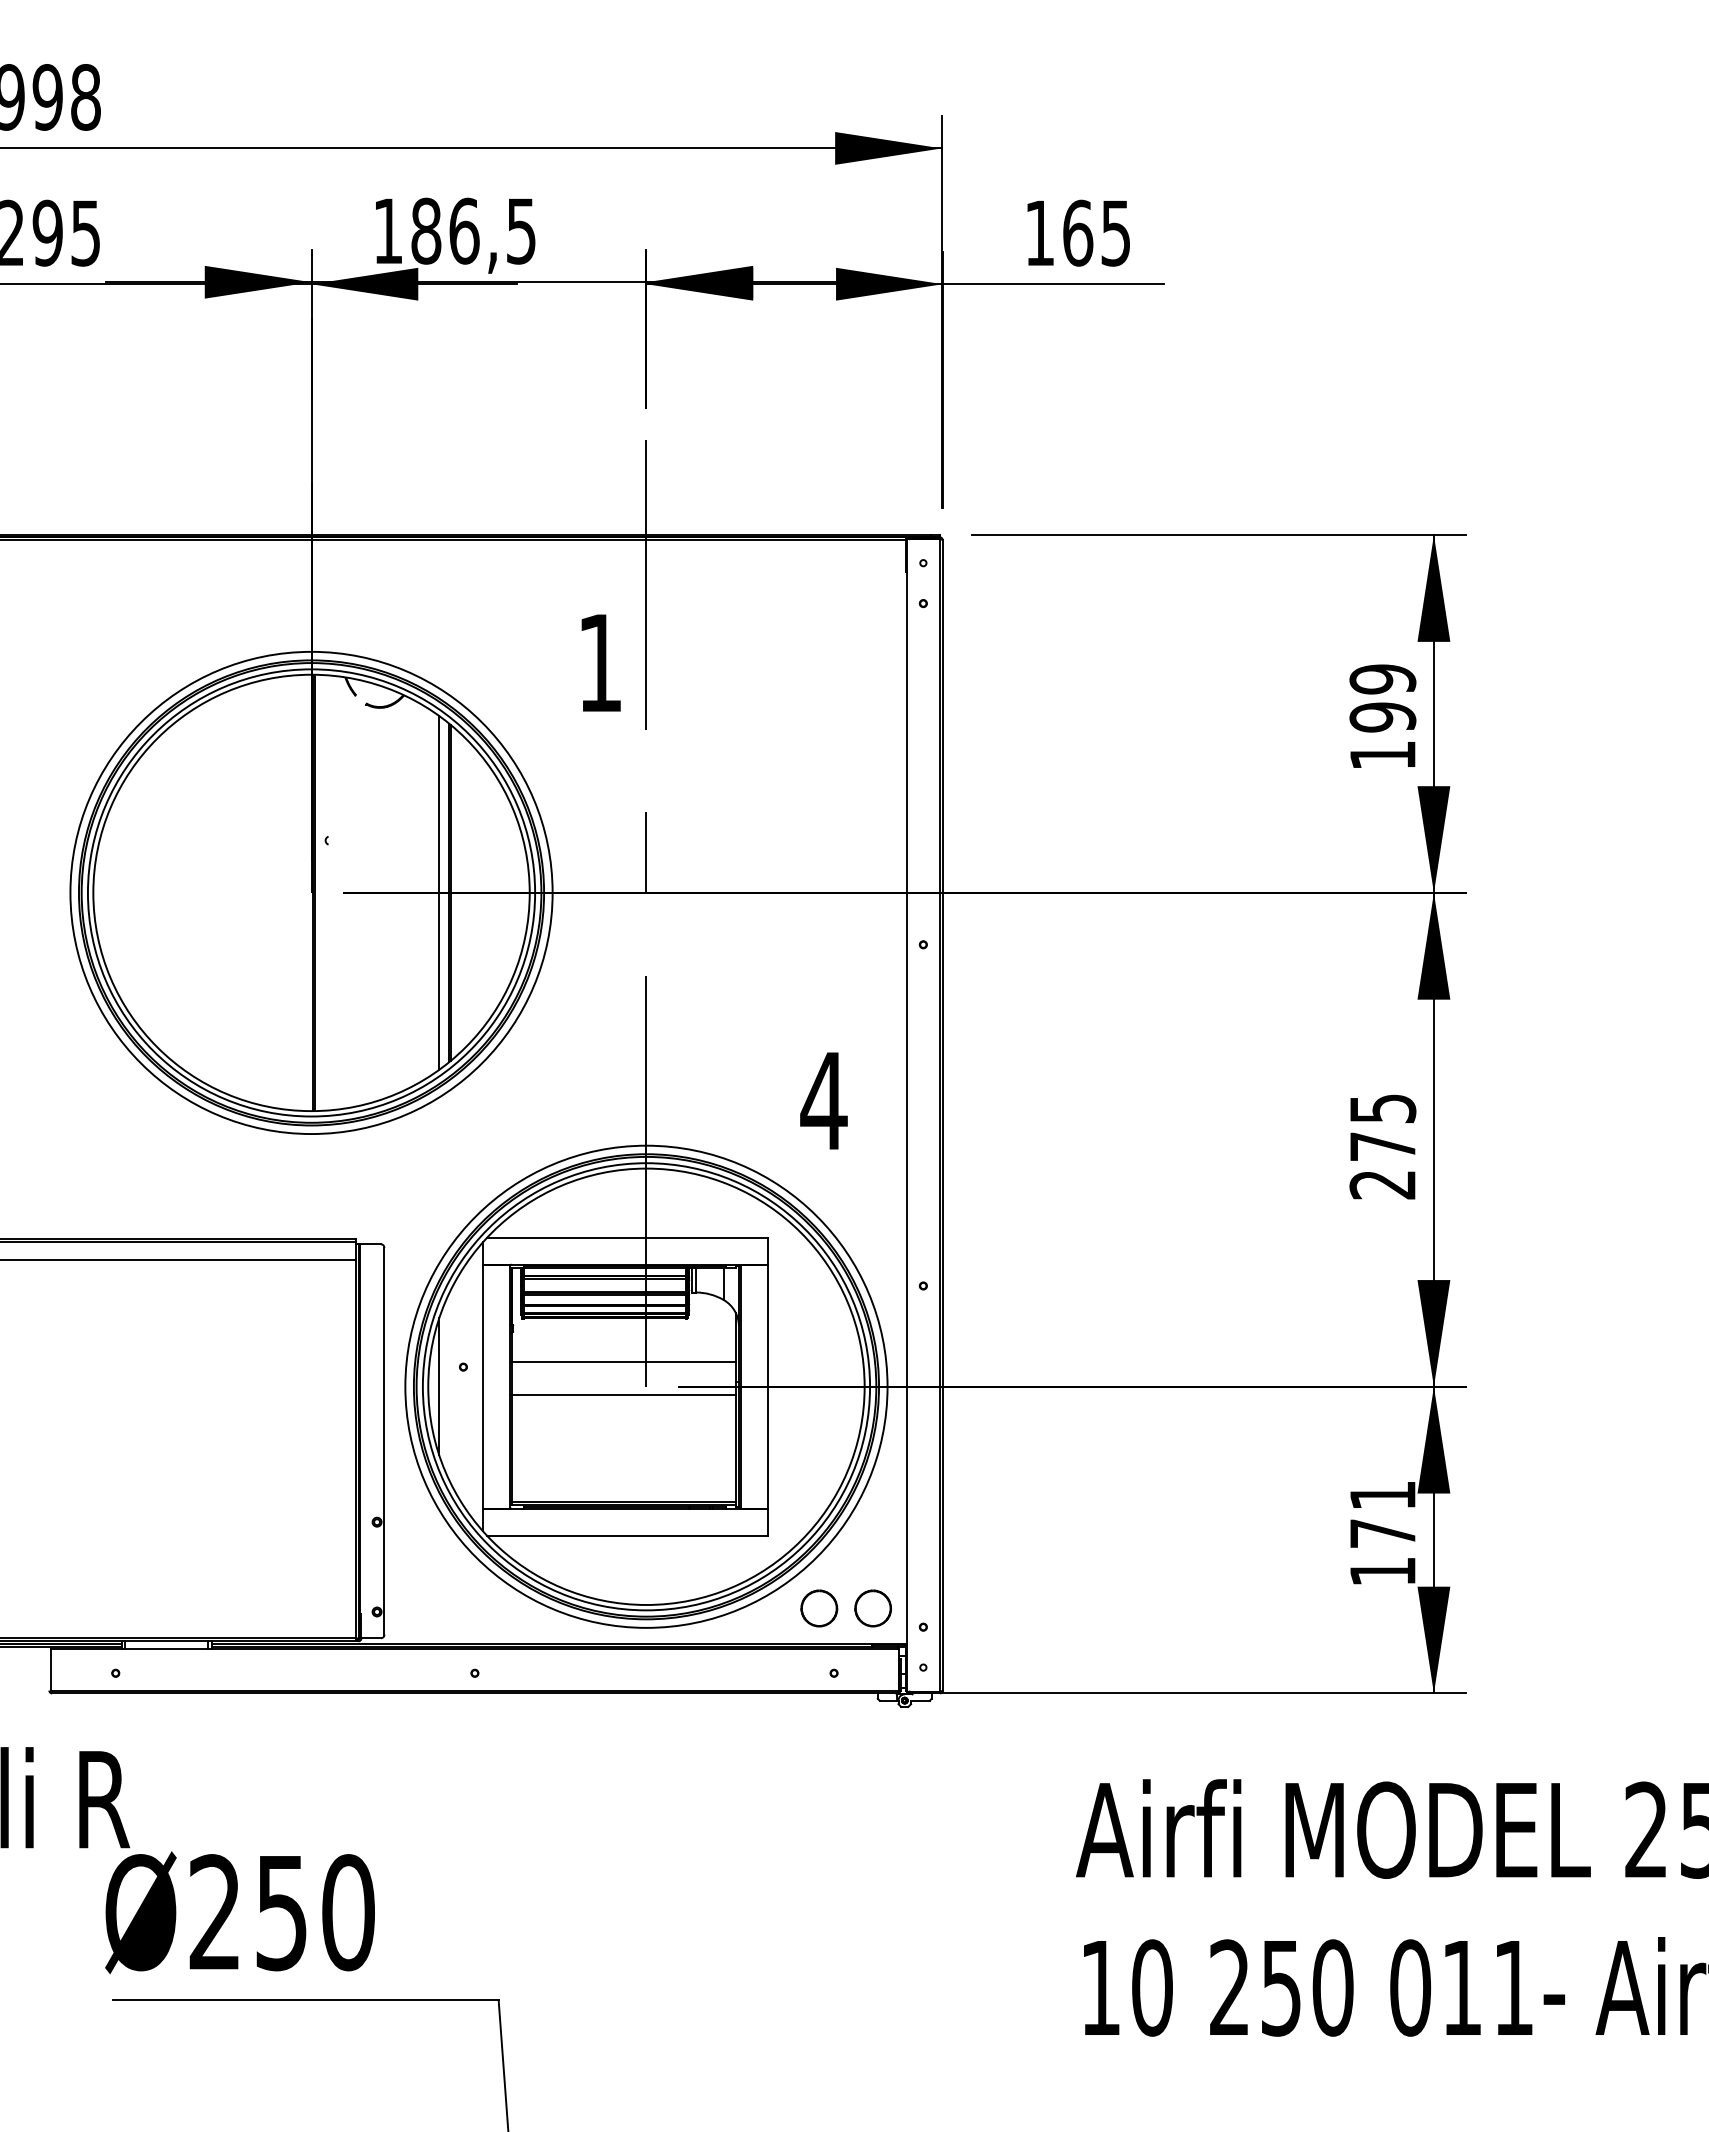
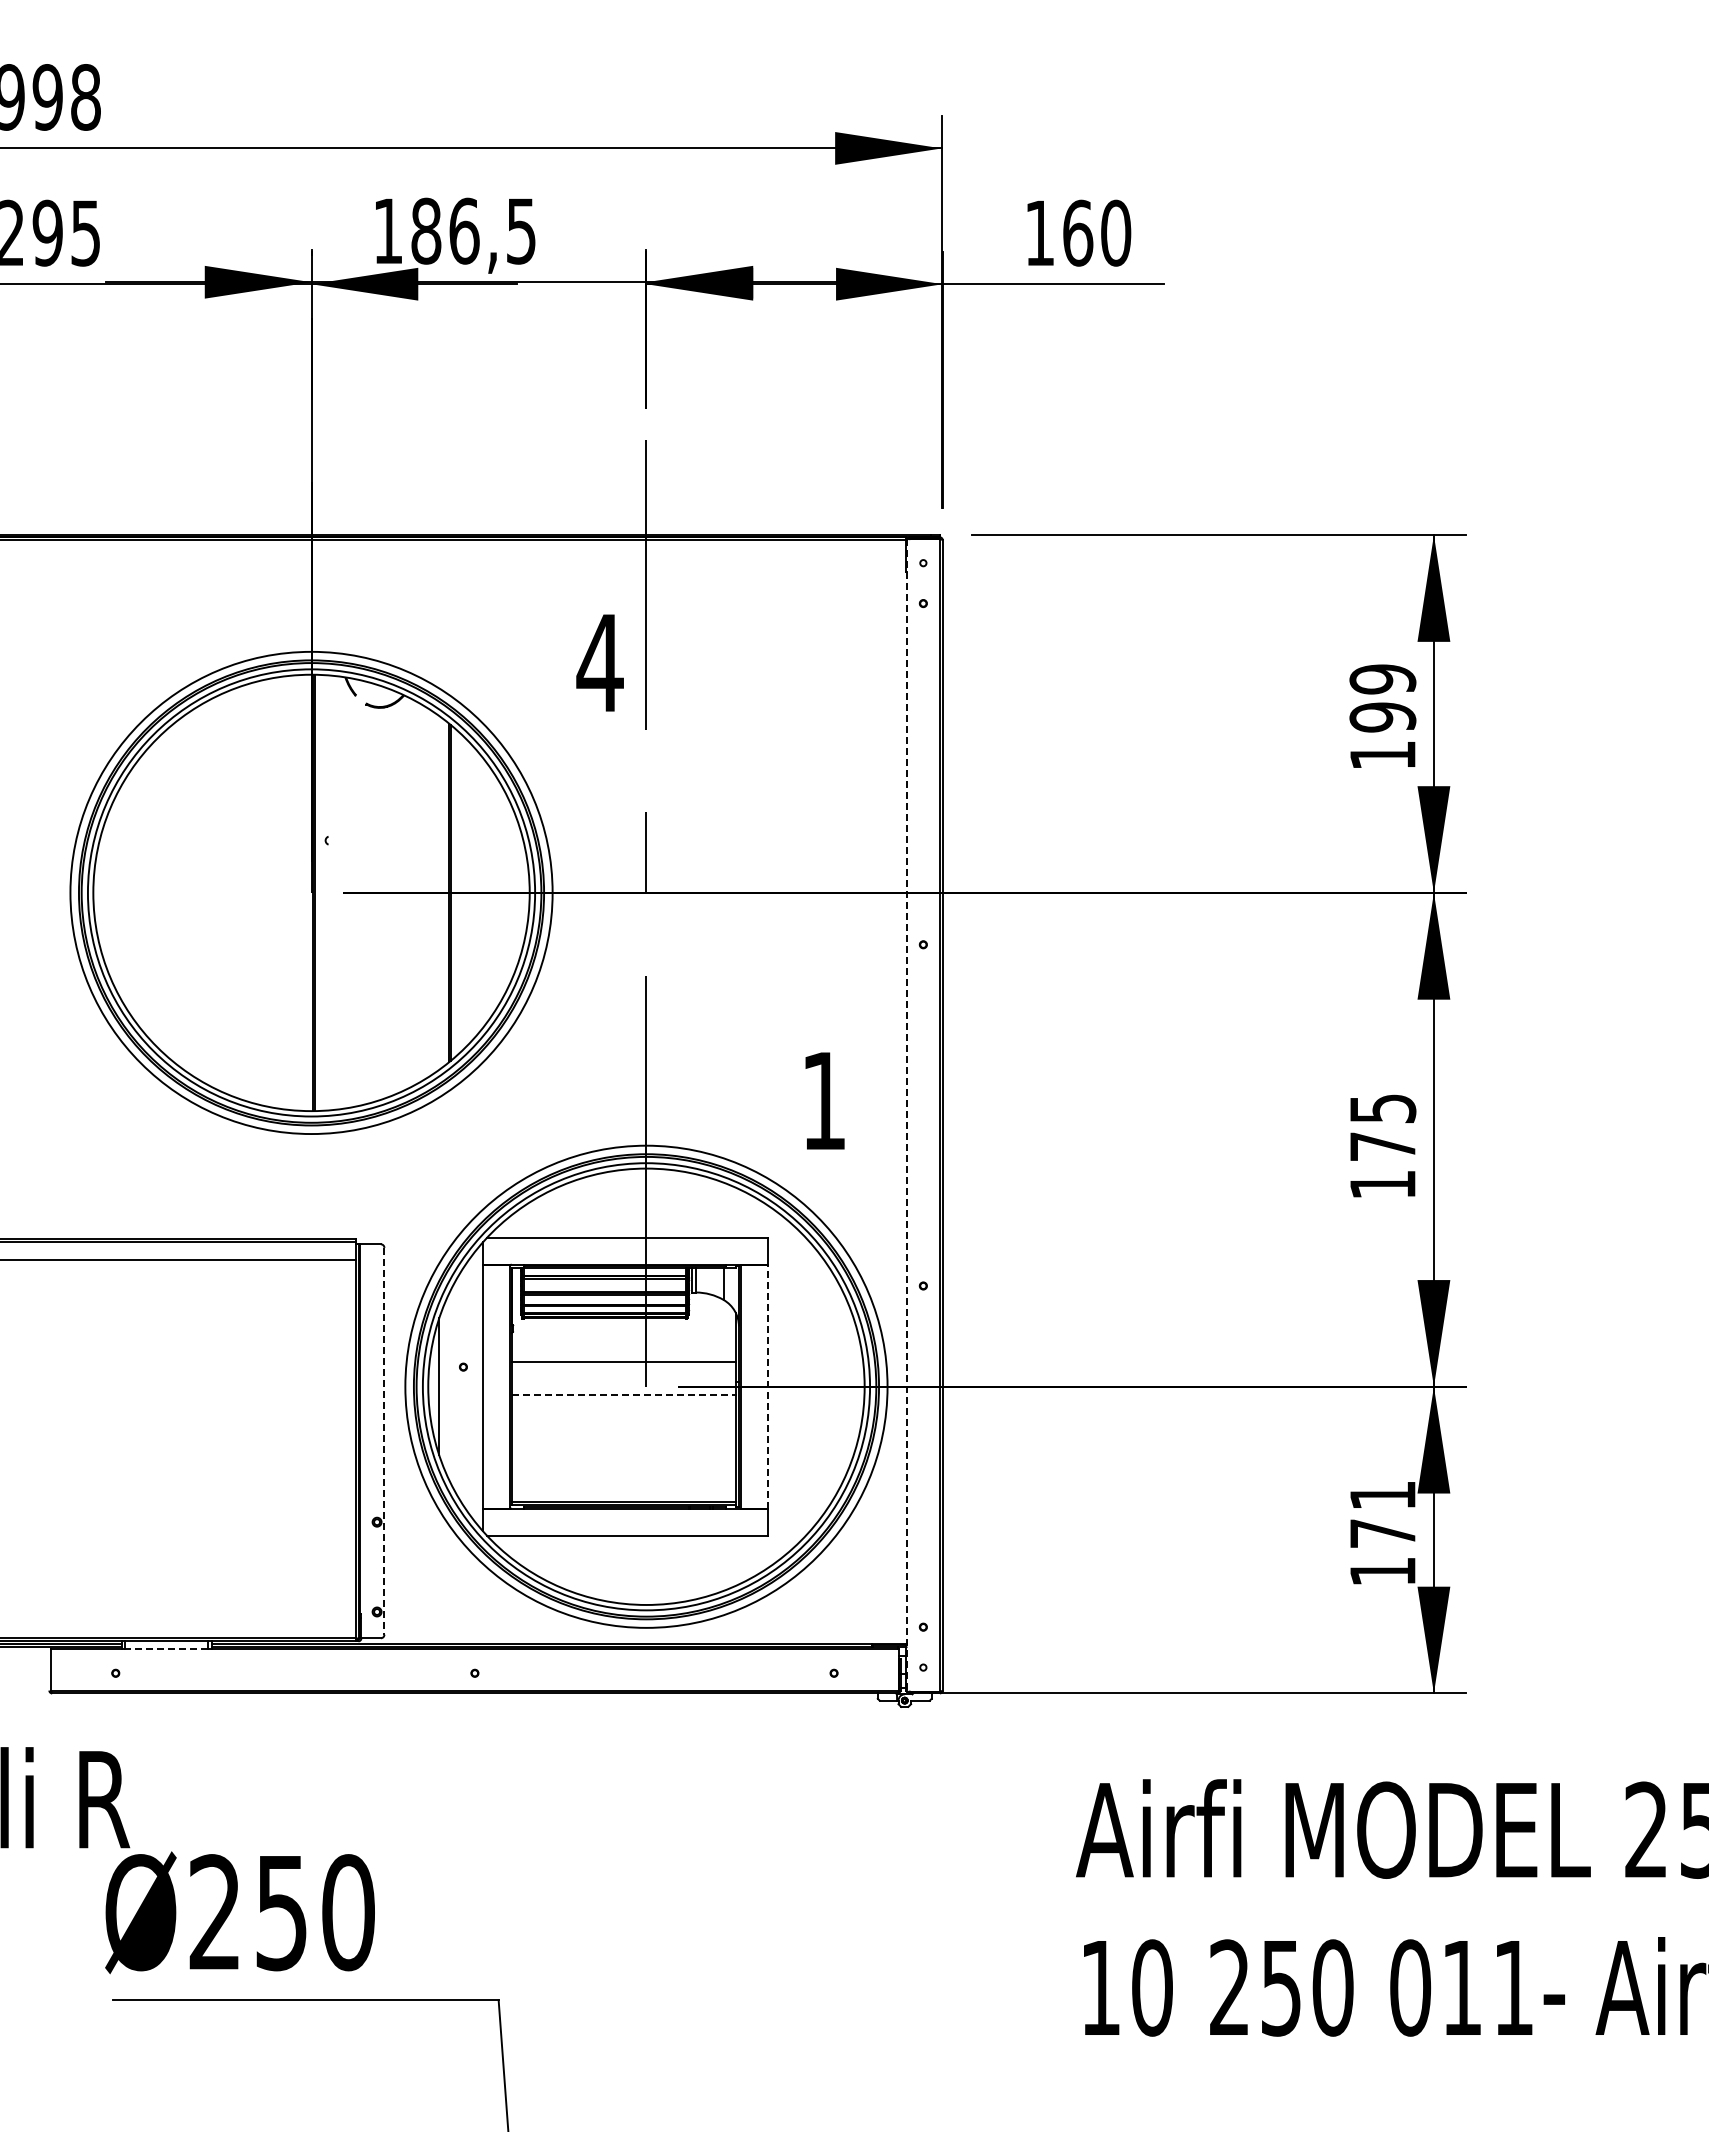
text: 165 -> 160 (1116, 232)
text: 1 -> 4 (599, 662)
line: present -> none (439, 892)
text: 4 -> 1 (823, 1100)
line: solid -> dashed (906, 1115)
text: 275 -> 175 (1382, 1185)
line: solid -> dashed (767, 1386)
line: solid -> dashed (624, 1395)
line: solid -> dashed (384, 1441)
part: present -> none (819, 1608)
part: present -> none (872, 1608)
line: solid -> dashed (166, 1648)
